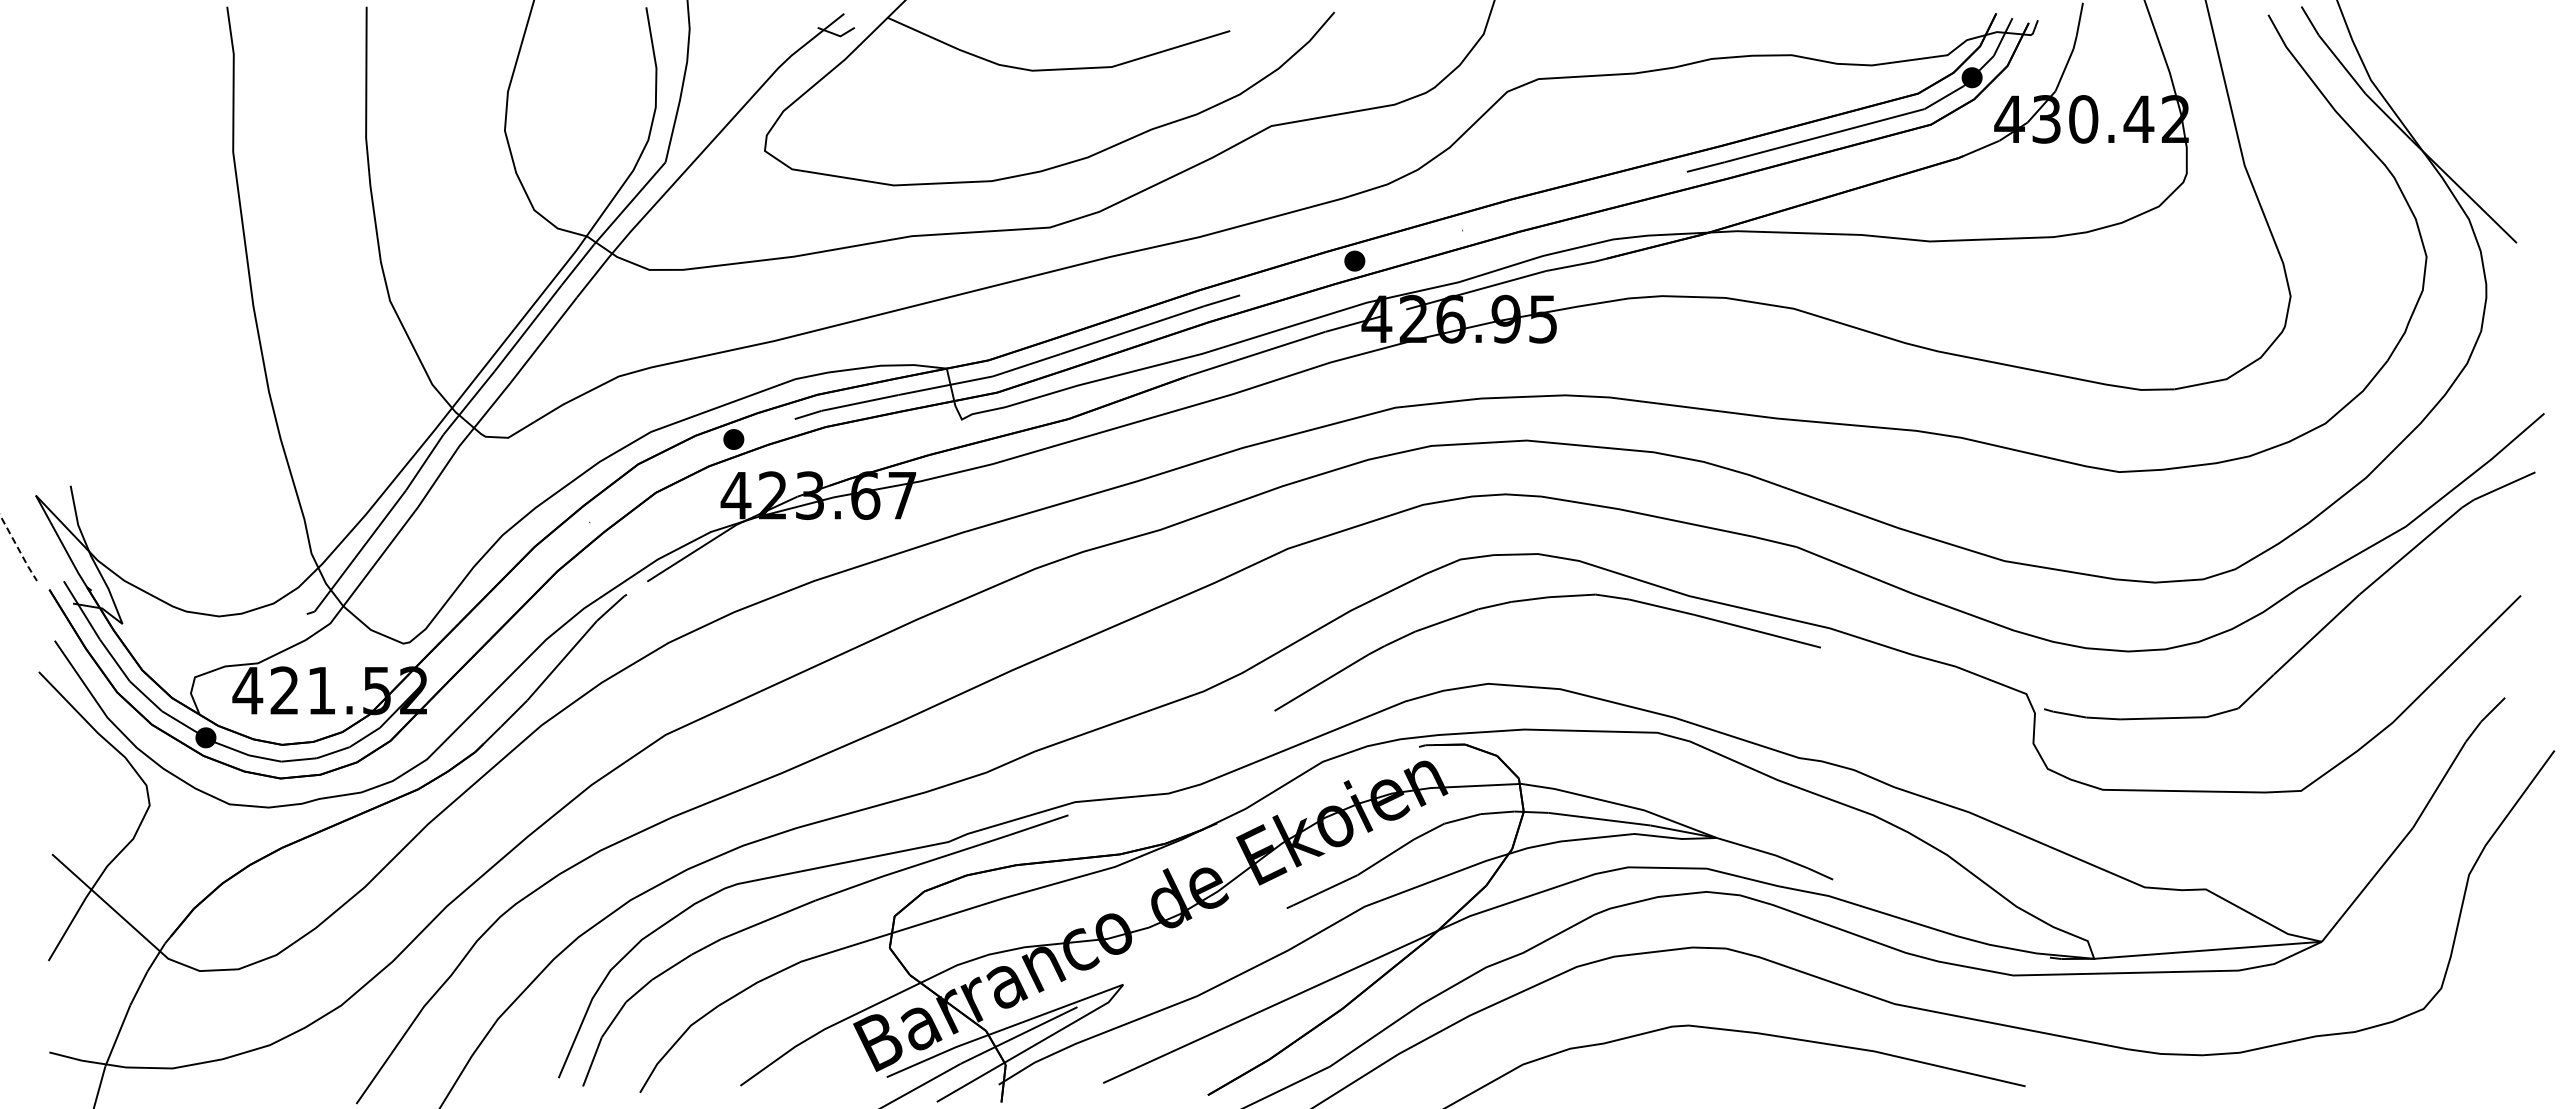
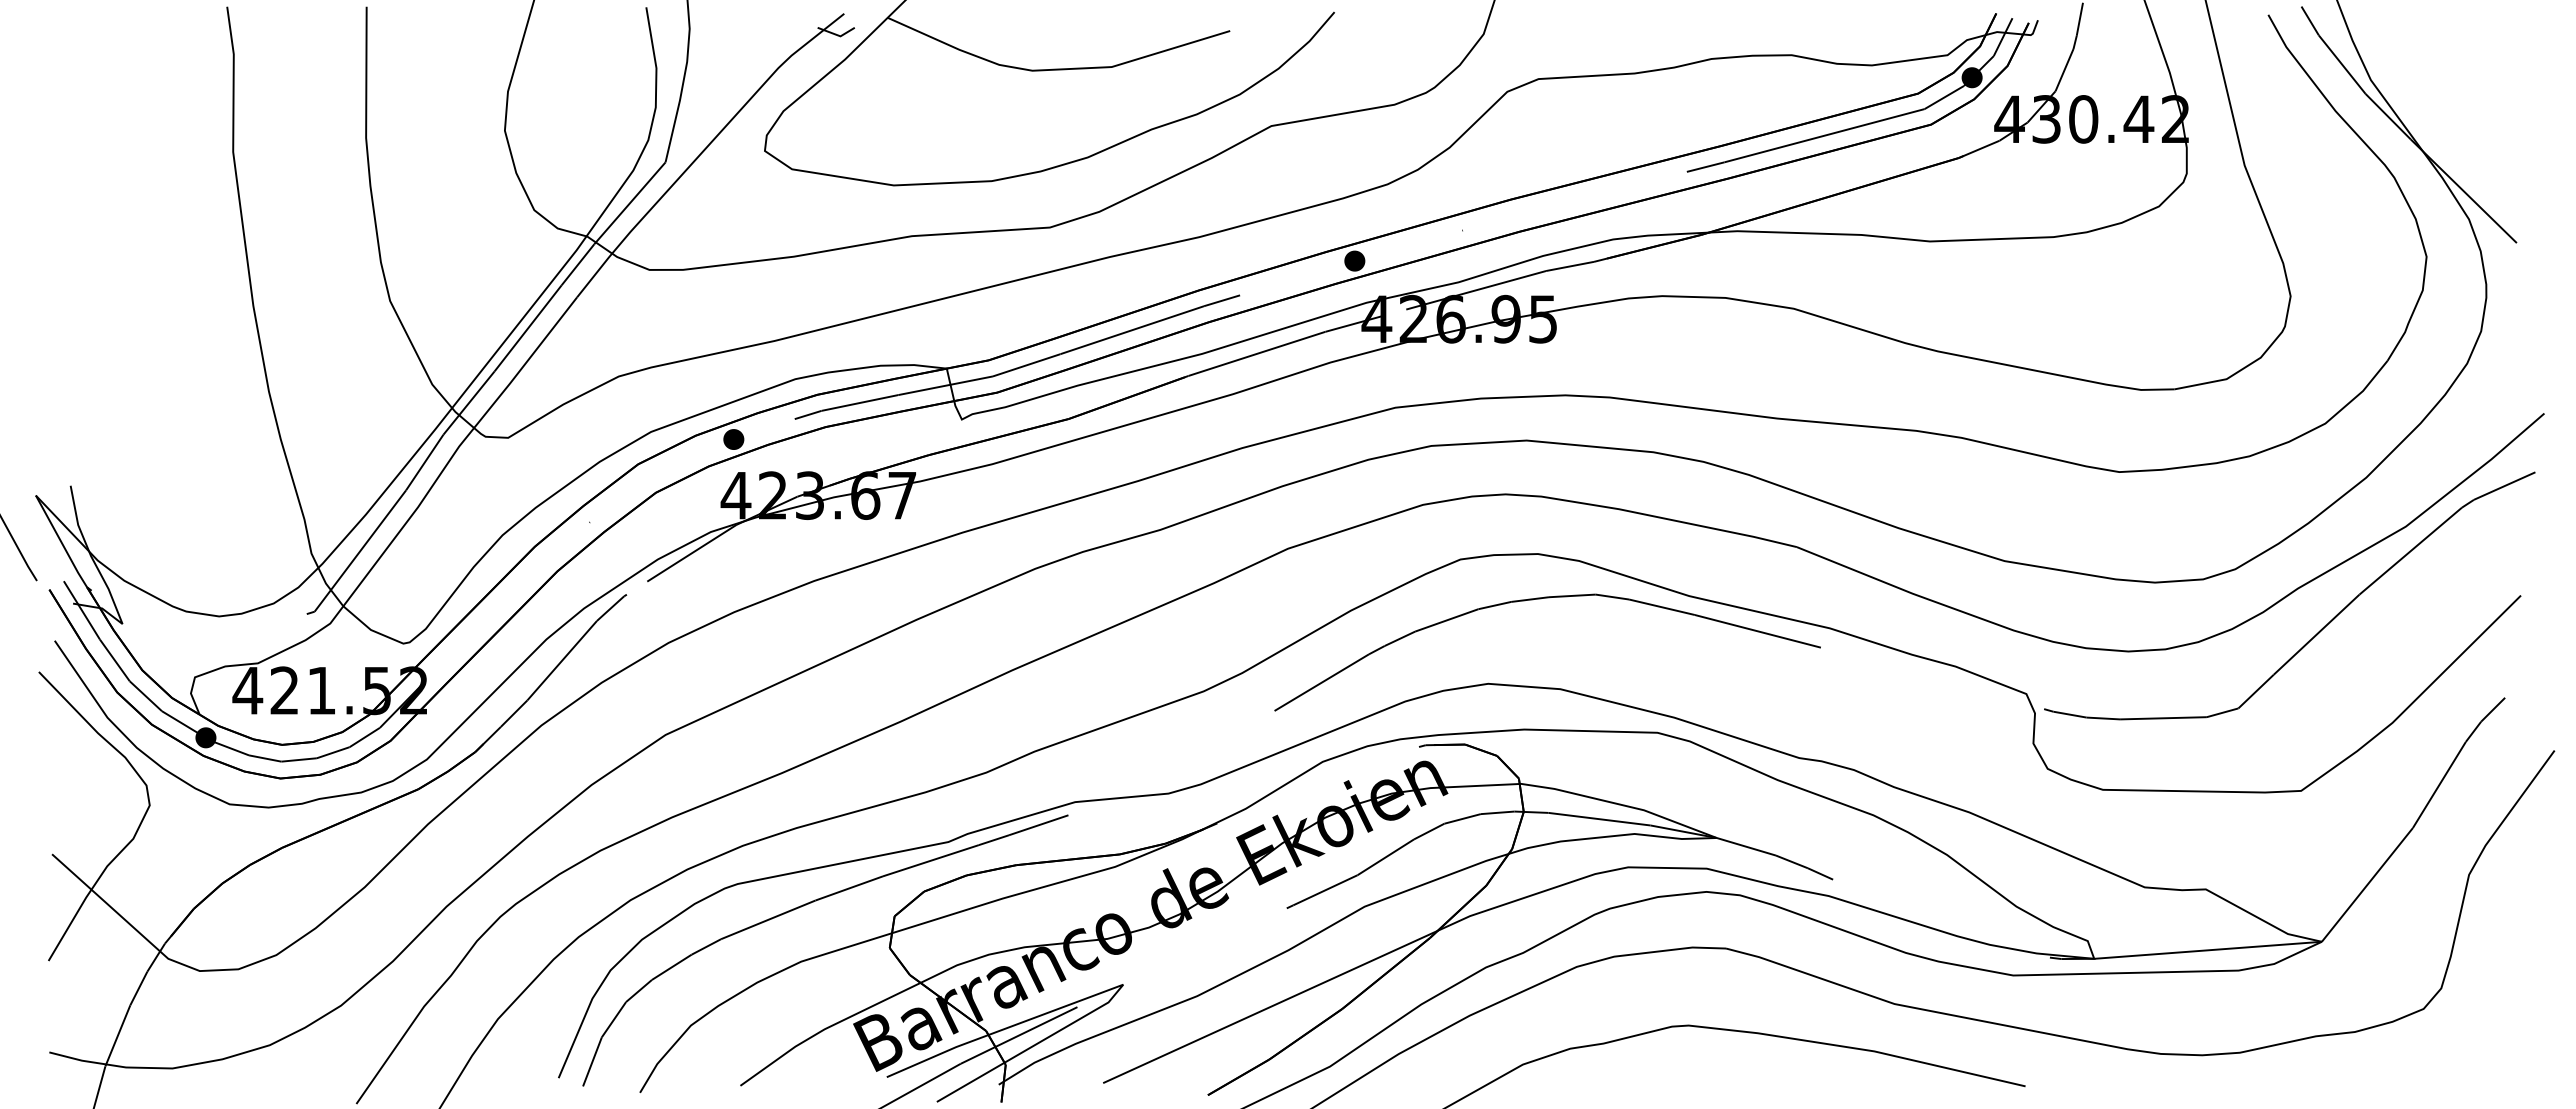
line: dashed -> solid (18, 549)
